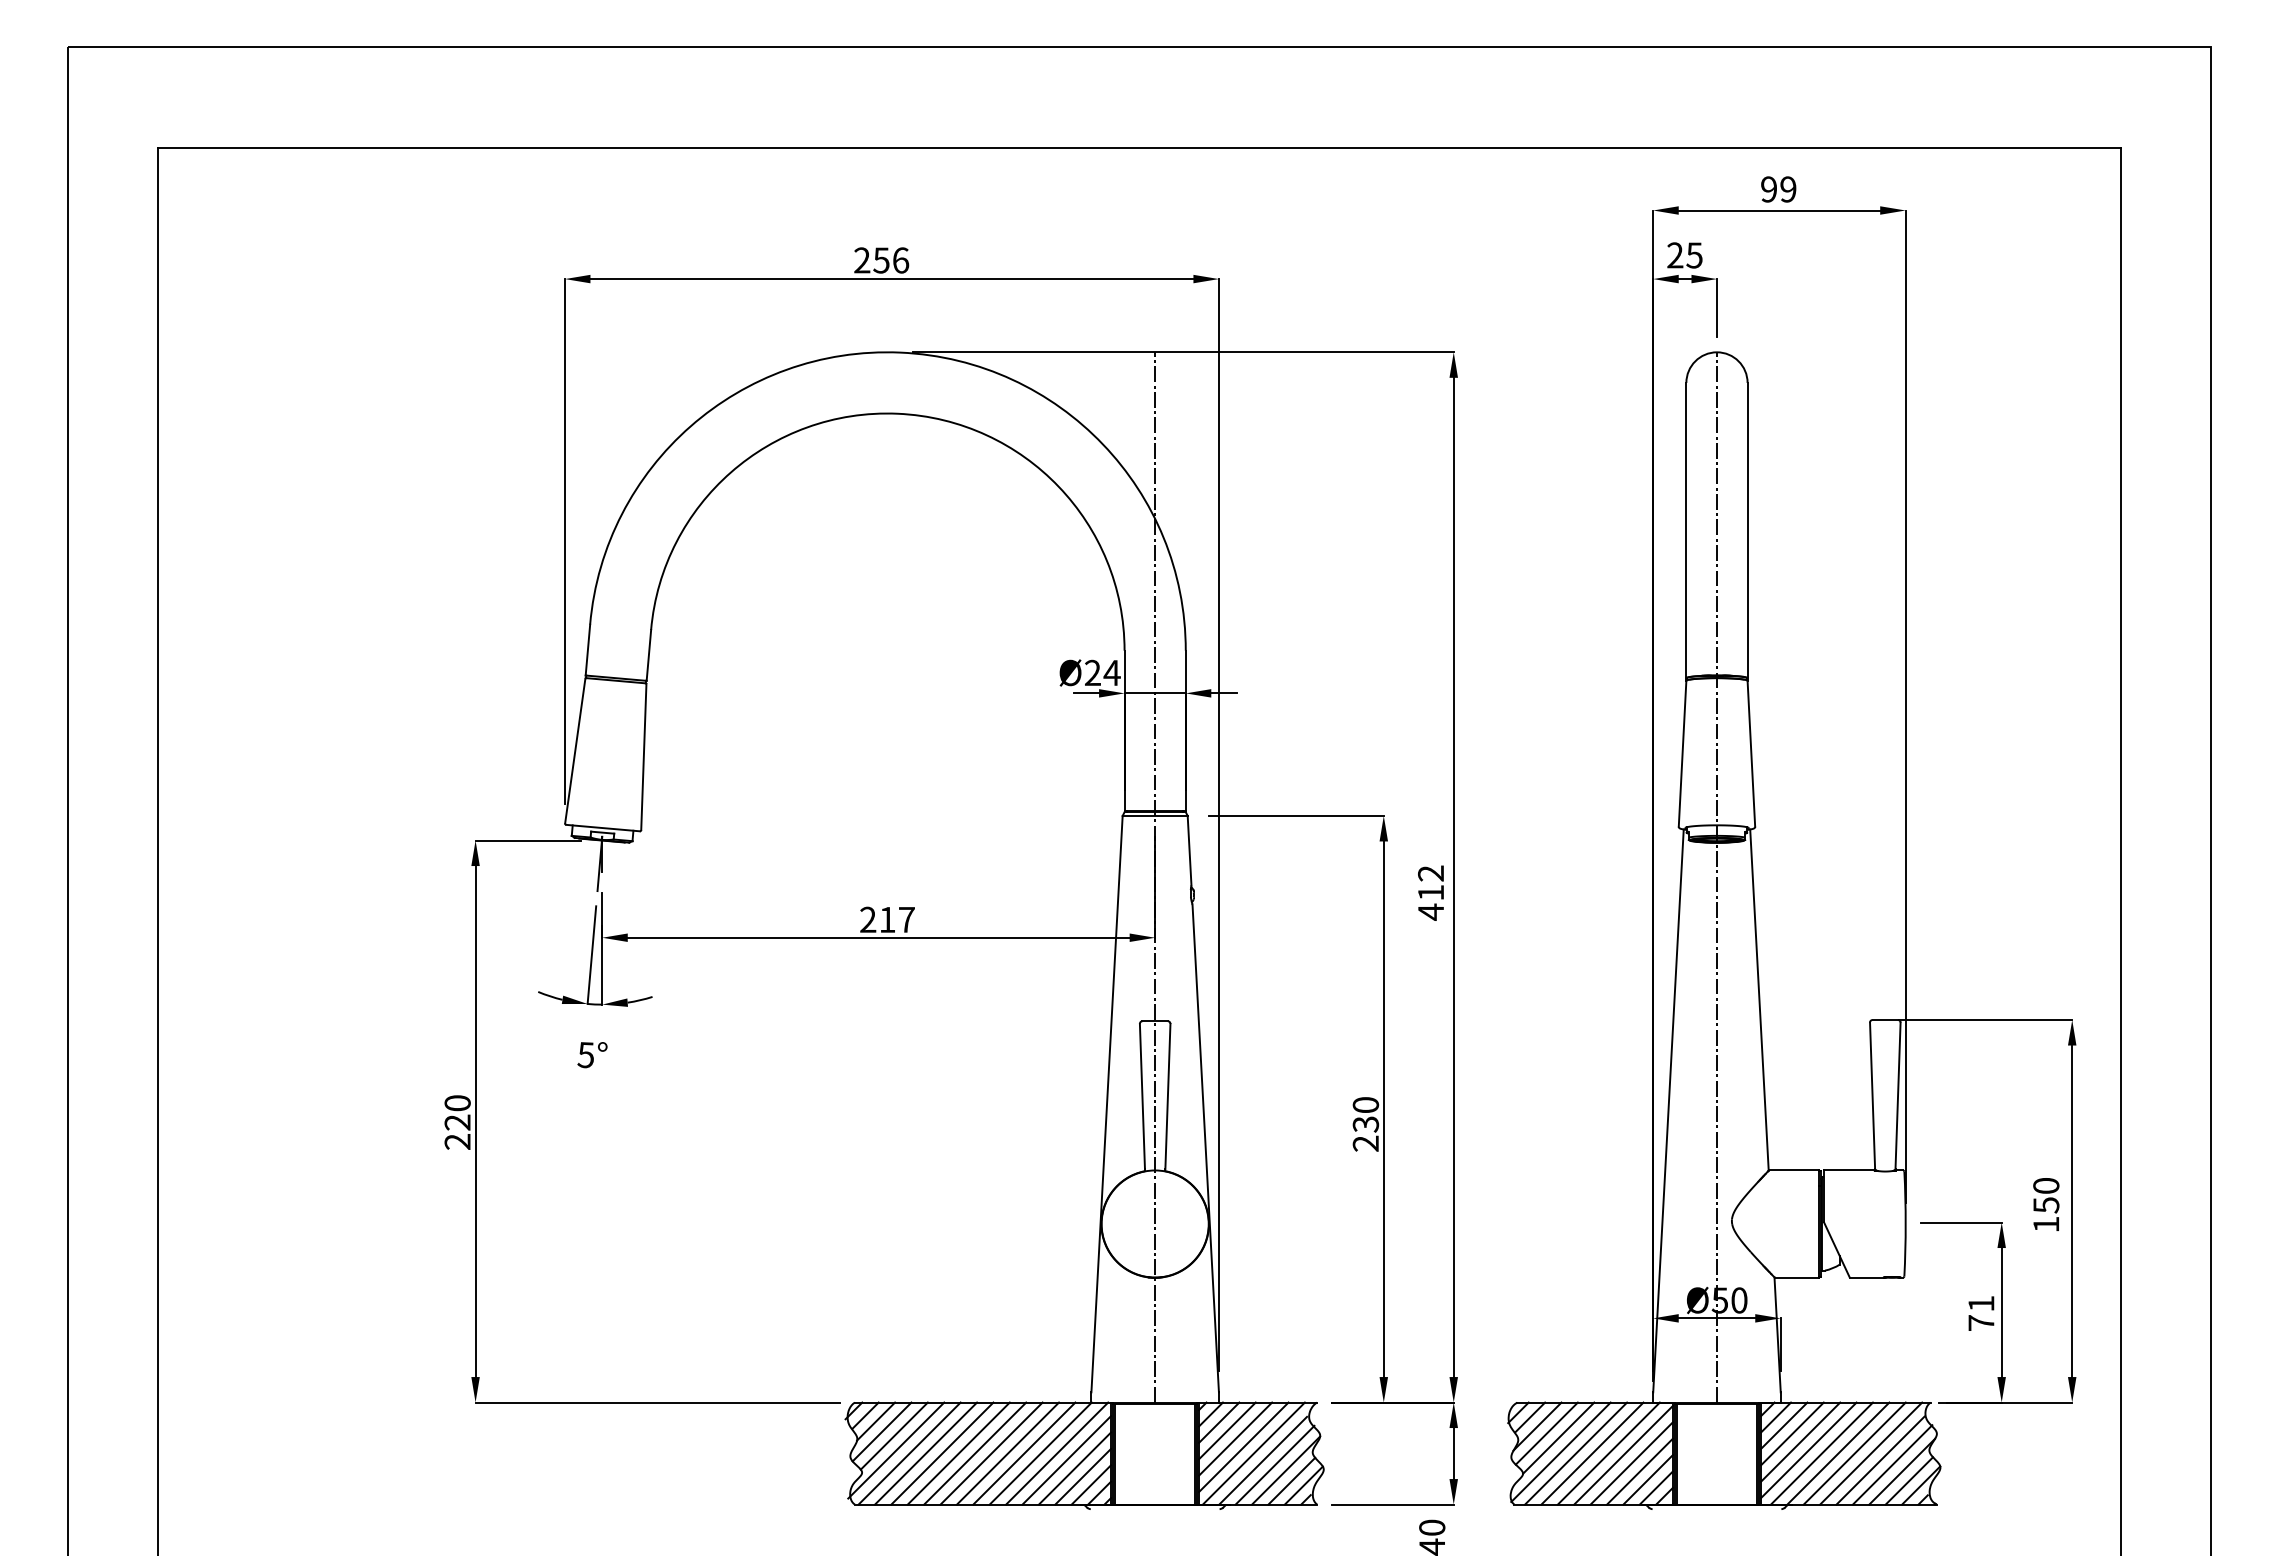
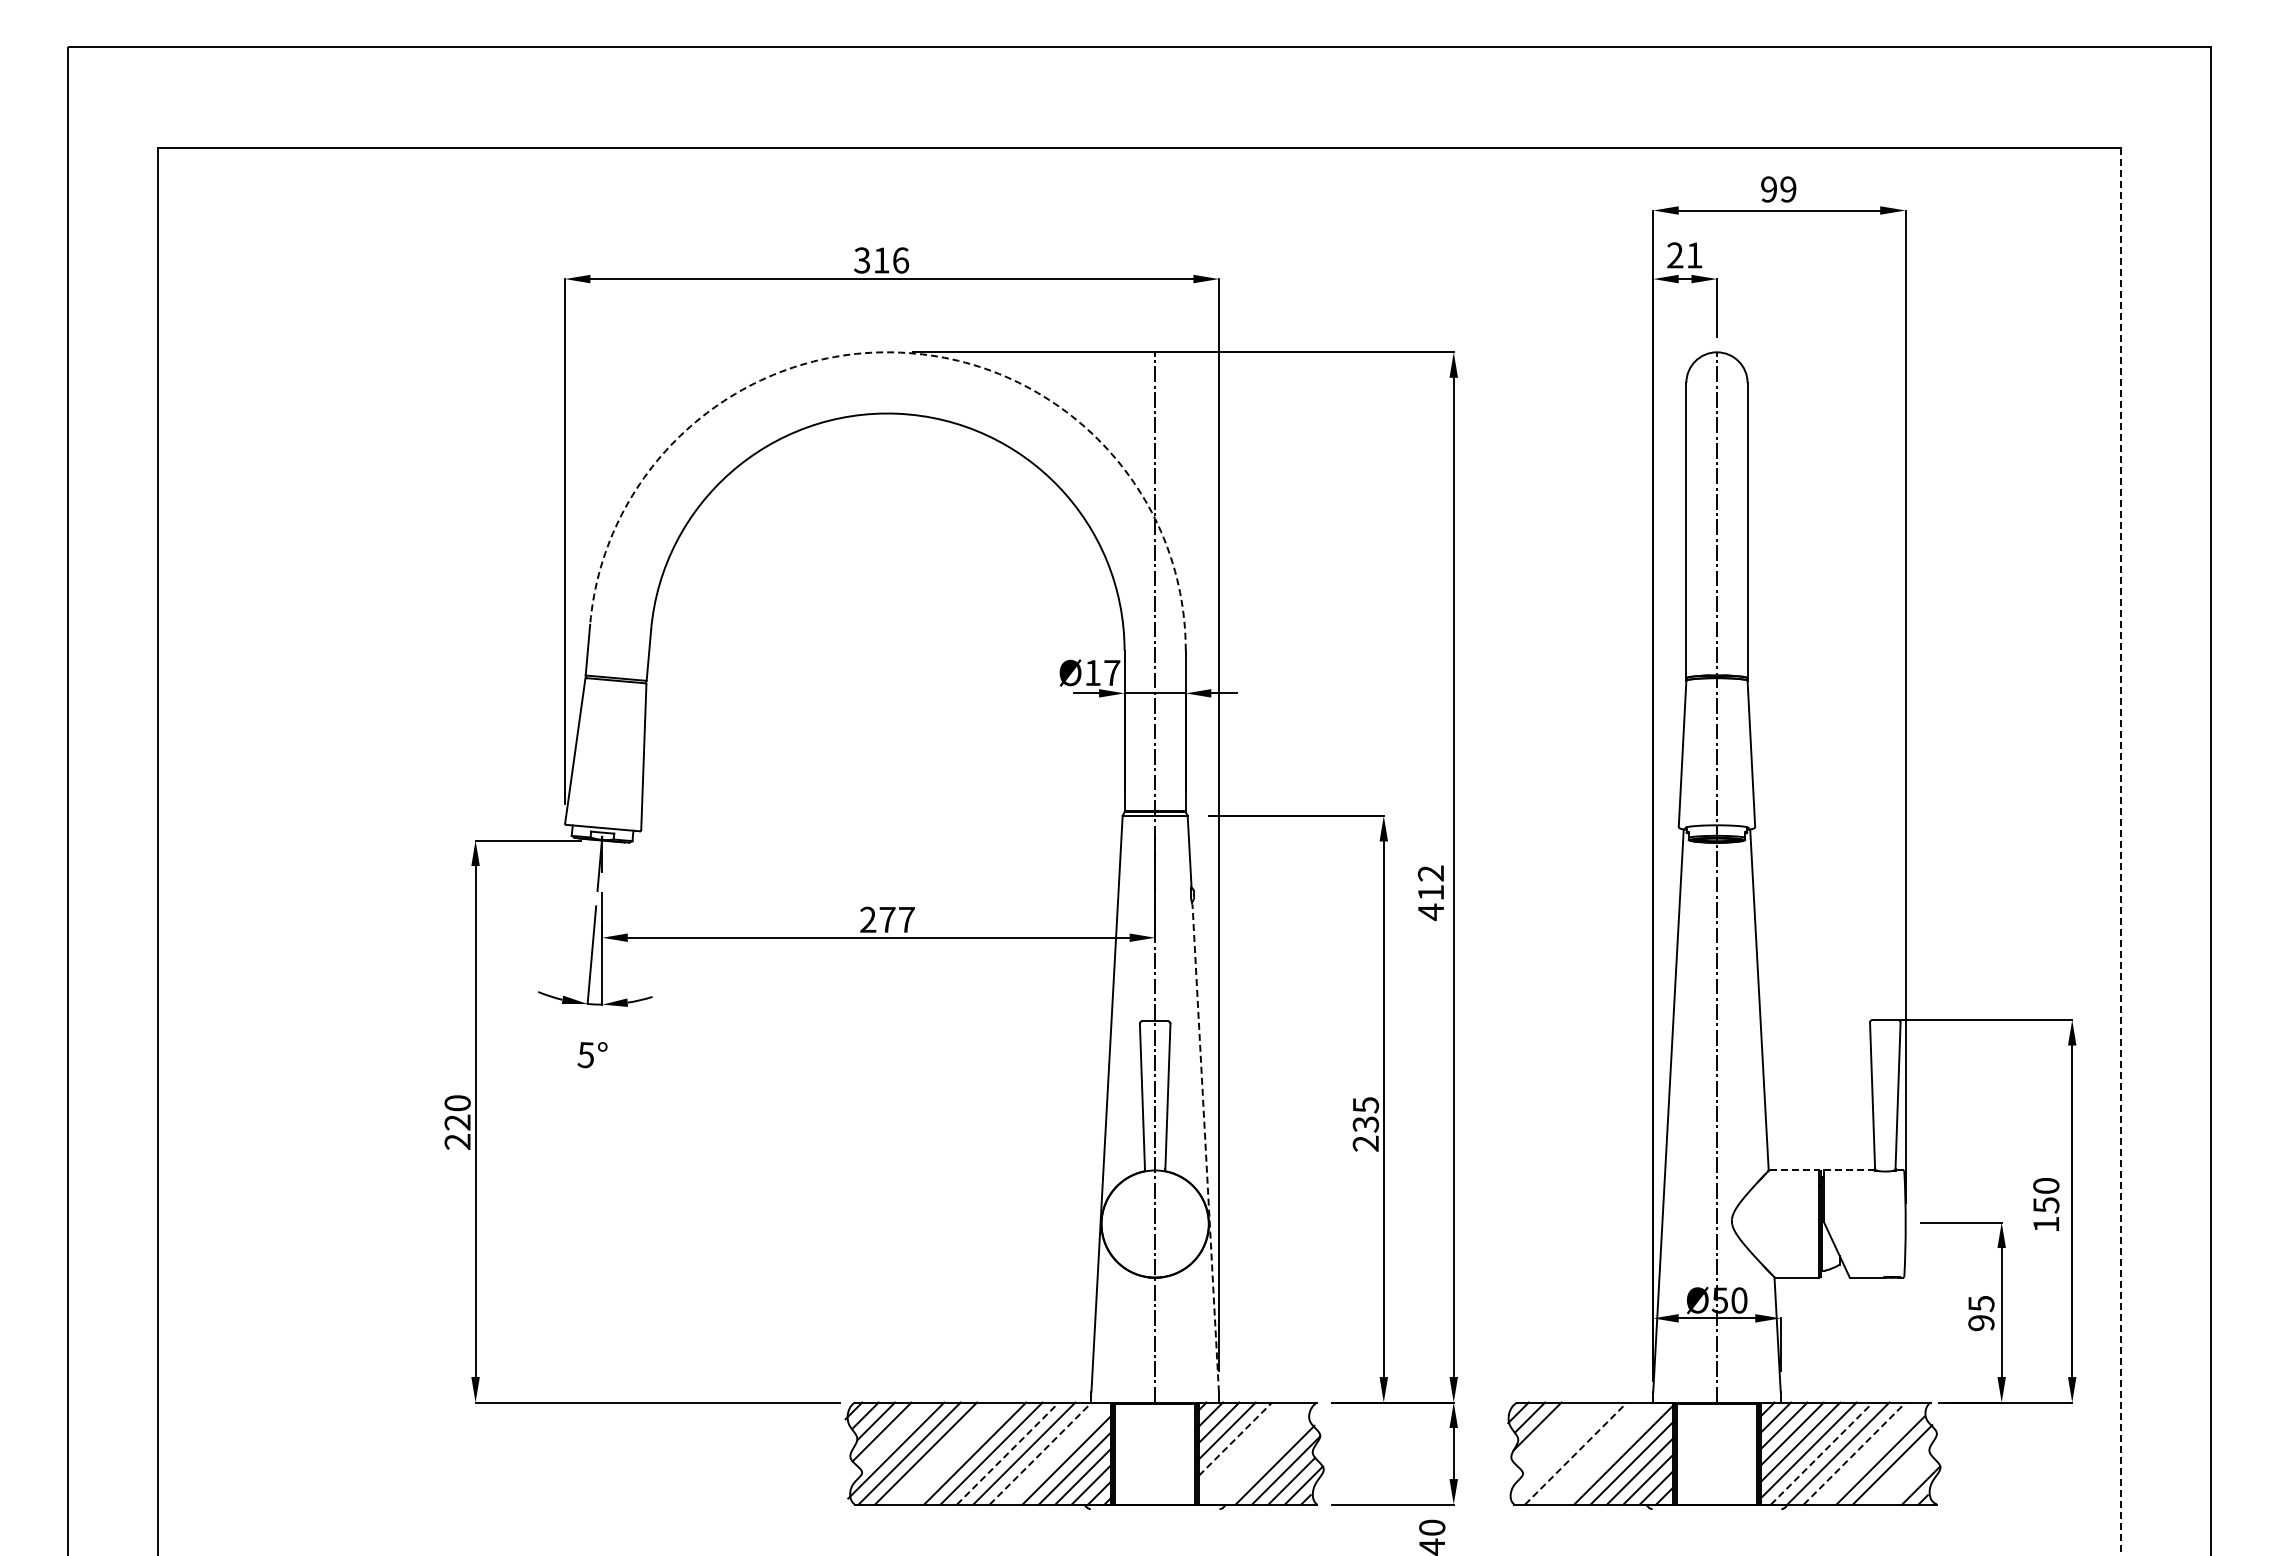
text: 25 -> 21 (1694, 255)
text: 256 -> 316 (871, 260)
arc: solid -> dashed (900, 352)
text: Ø24 -> Ø17 (1102, 672)
line: solid -> dashed (2121, 851)
text: 217 -> 277 (887, 919)
text: 230 -> 235 (1365, 1105)
line: solid -> dashed (1205, 1147)
line: solid -> dashed (1794, 1170)
line: solid -> dashed (1848, 1170)
text: 71 -> 95 (1981, 1313)
line: present -> none (1546, 1433)
line: present -> none (893, 1435)
line: present -> none (1558, 1437)
line: solid -> dashed (1235, 1439)
line: present -> none (1243, 1447)
line: present -> none (1560, 1452)
line: present -> none (942, 1453)
line: present -> none (958, 1453)
line: solid -> dashed (1008, 1453)
line: solid -> dashed (1041, 1453)
line: present -> none (1057, 1453)
line: present -> none (1253, 1453)
line: solid -> dashed (1576, 1453)
line: present -> none (1592, 1453)
line: present -> none (1608, 1453)
line: solid -> dashed (1822, 1453)
line: solid -> dashed (1855, 1453)
line: present -> none (1871, 1453)
line: present -> none (1263, 1460)
line: present -> none (1902, 1471)
line: present -> none (1909, 1480)
